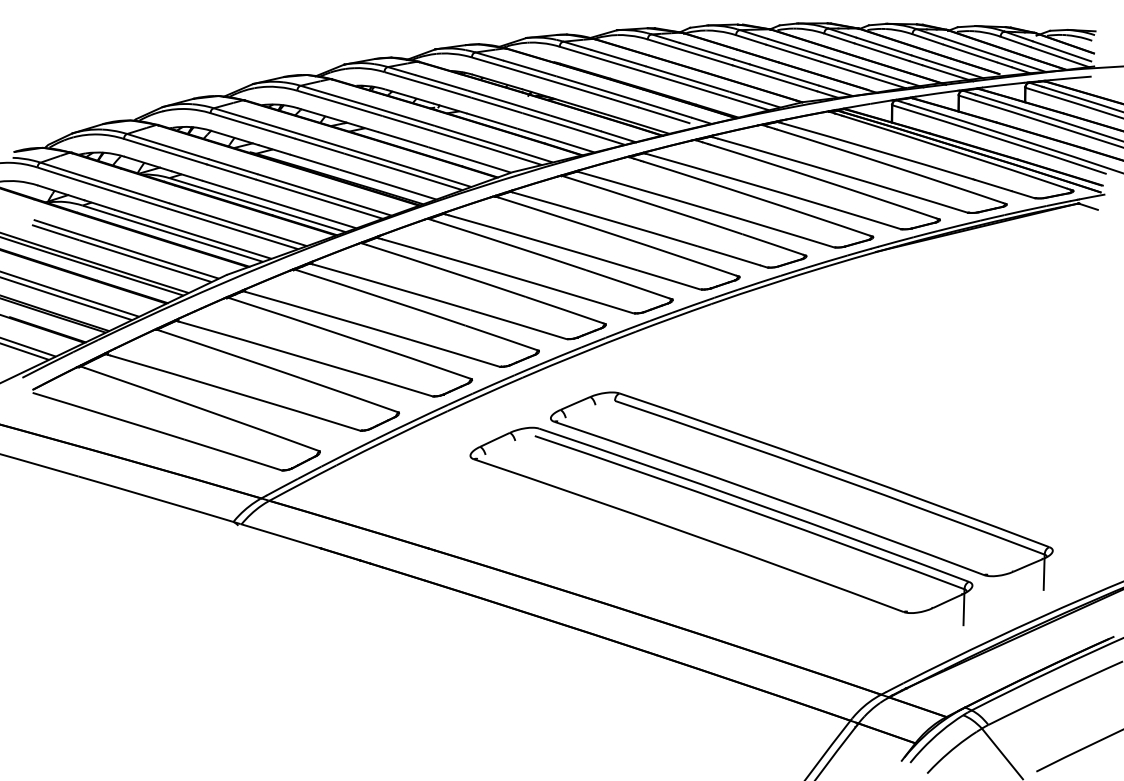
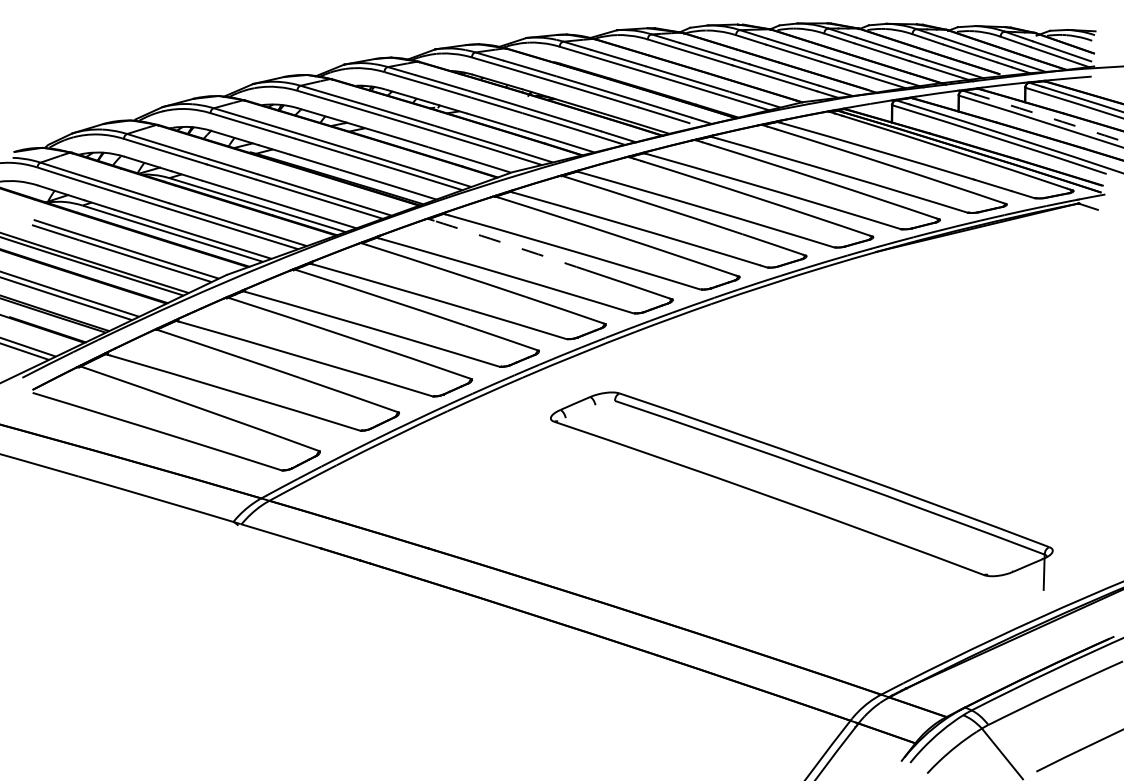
arc: solid -> dashed (1049, 117)
arc: solid -> dashed (509, 245)
part: present -> none (721, 526)
